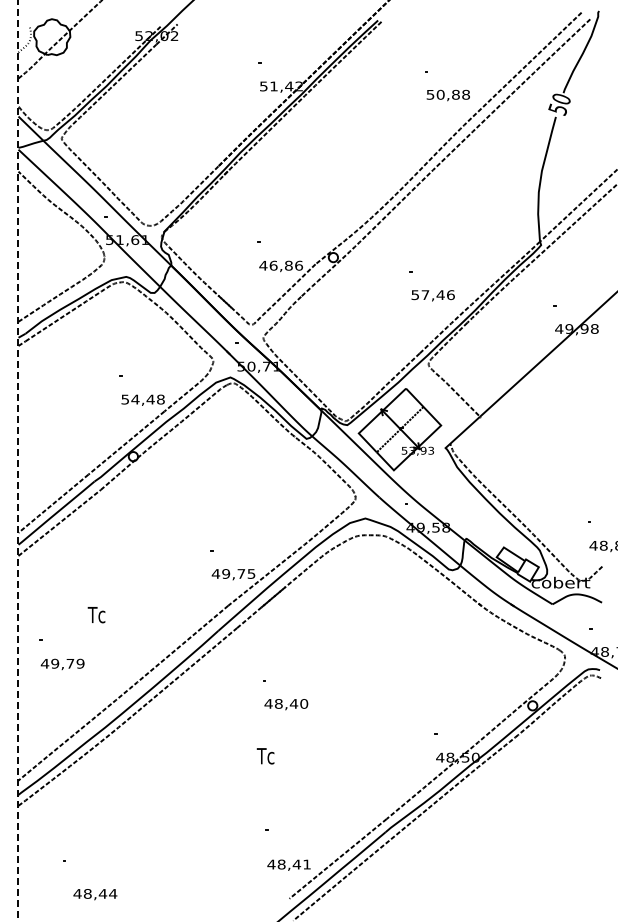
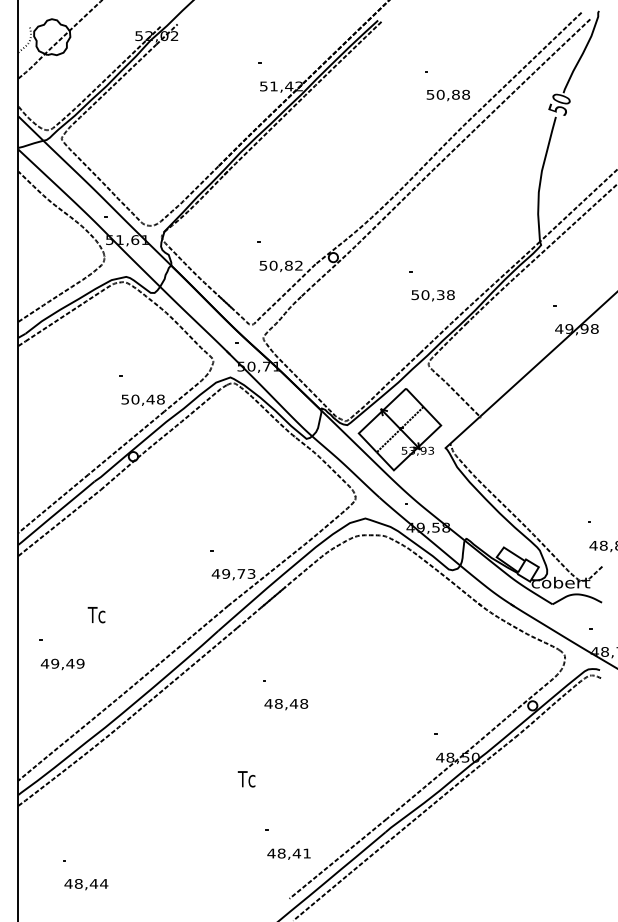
text: 46,86 -> 50,82 (281, 265)
text: 57,46 -> 50,38 (437, 295)
text: 54,48 -> 50,48 (135, 399)
line: dashed -> solid (18, 460)
text: 49,75 -> 49,73 (251, 573)
text: 49,79 -> 49,49 (70, 663)
text: 48,40 -> 48,48 (304, 703)
text position: (265, 756) -> (246, 779) (246, 779)
text position: (288, 864) -> (288, 853) (288, 853)
text position: (95, 894) -> (86, 884) (86, 884)
